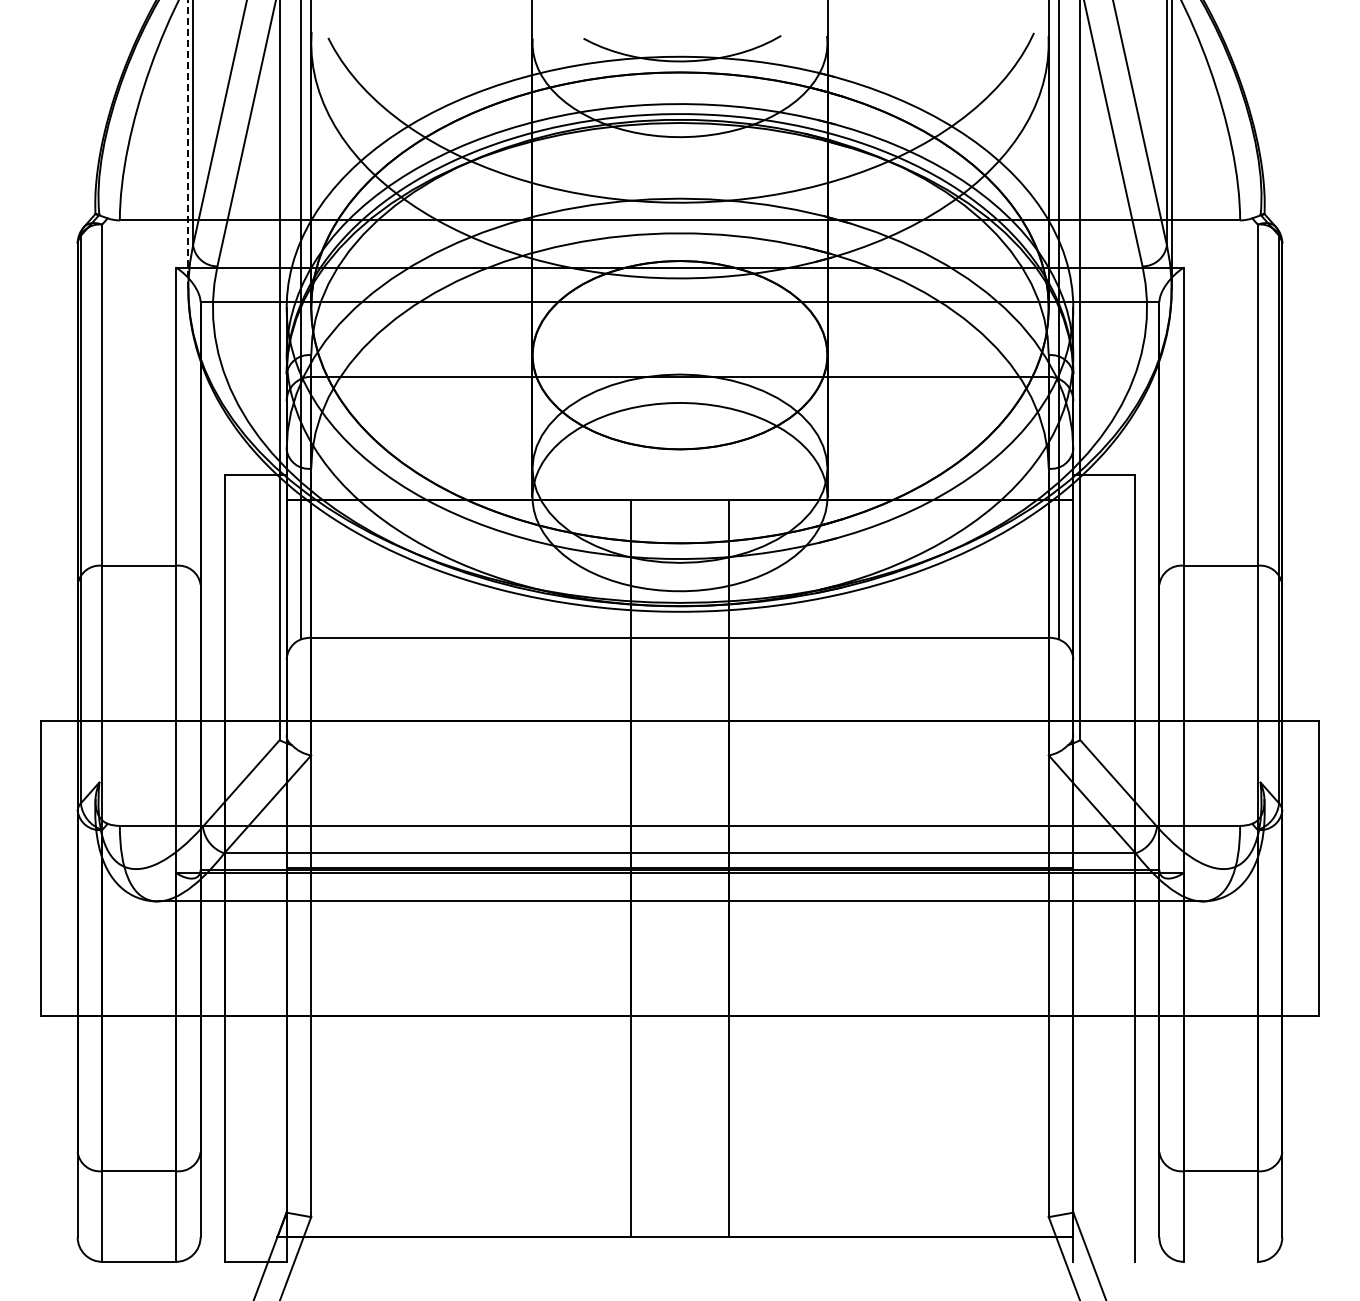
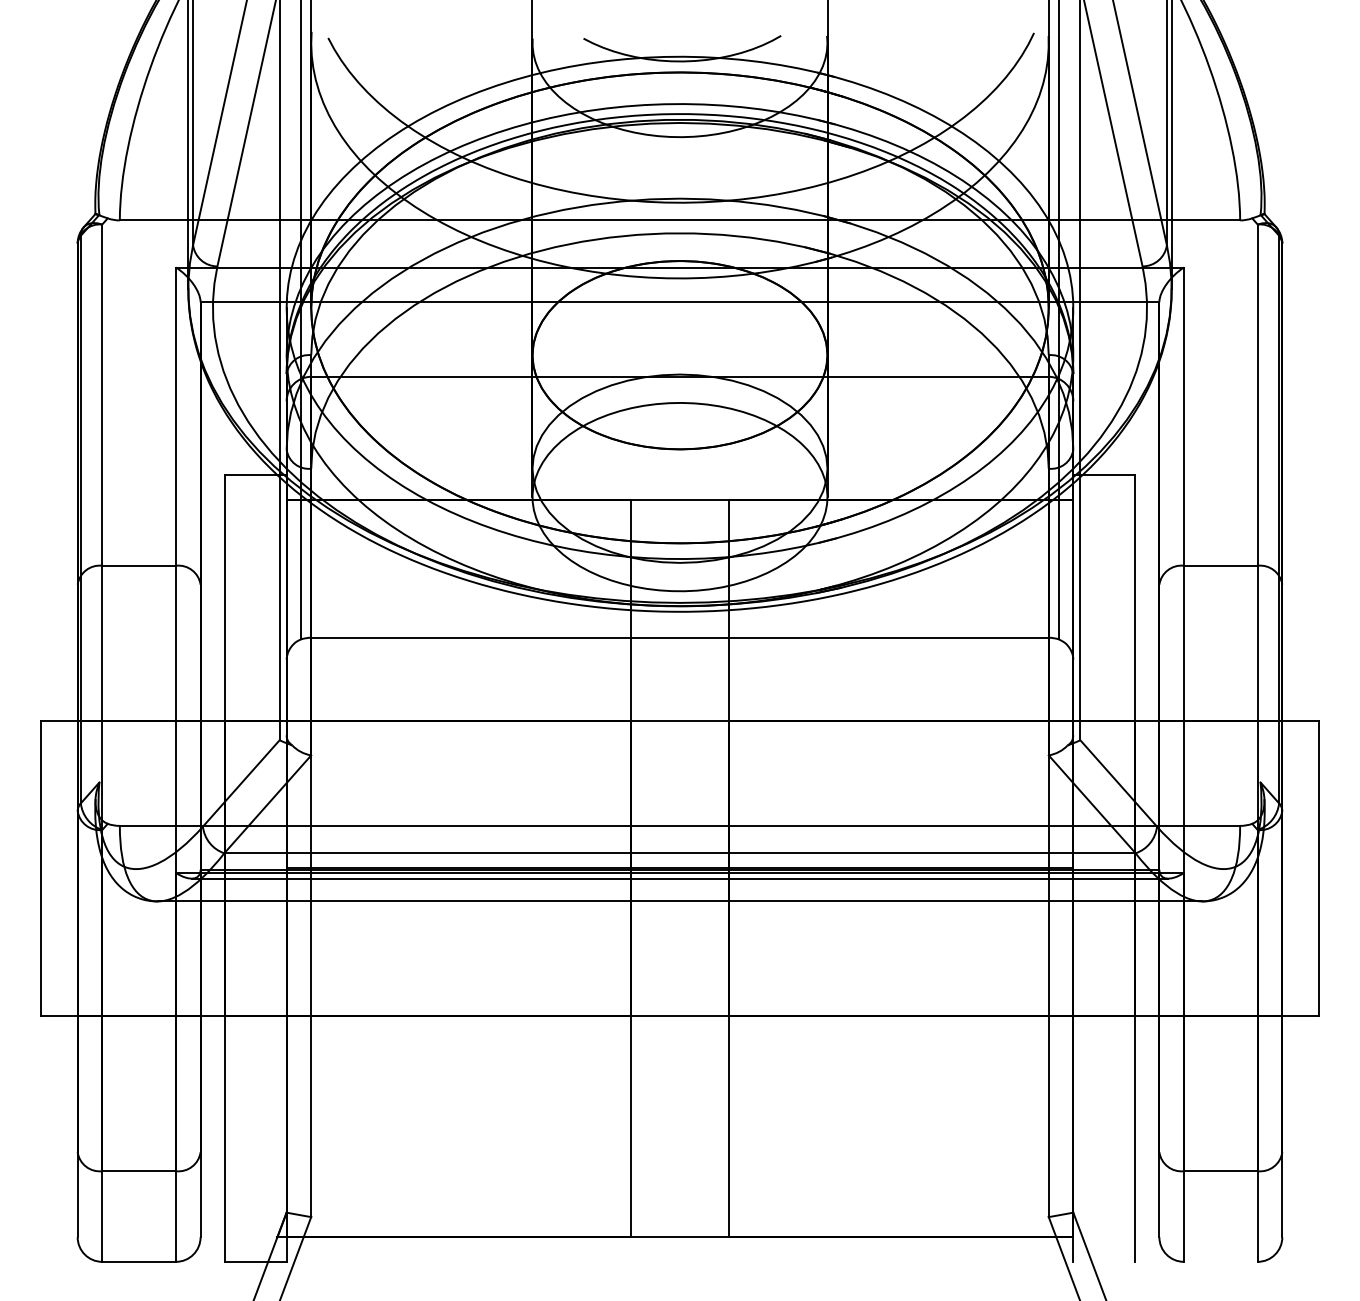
line: dashed -> solid (188, 145)
line: none -> present (679, 878)
